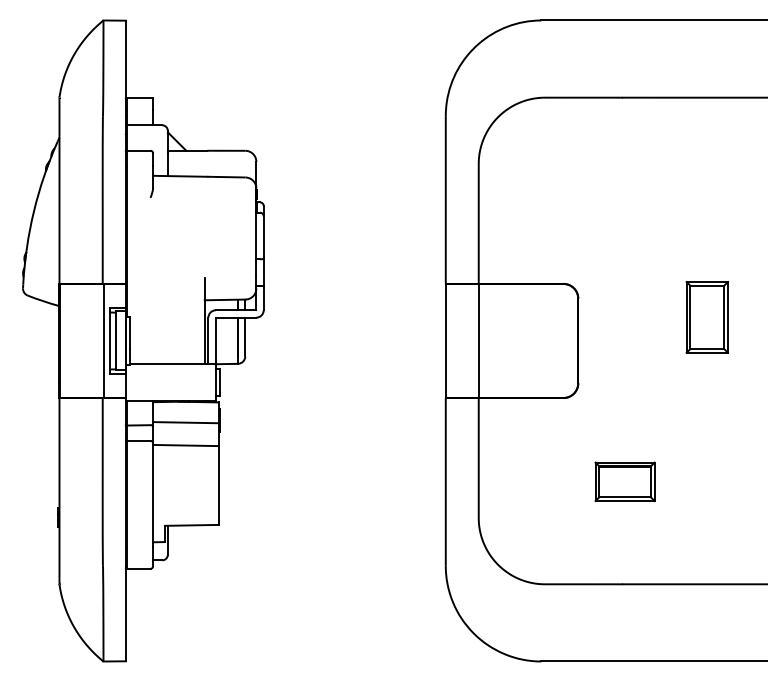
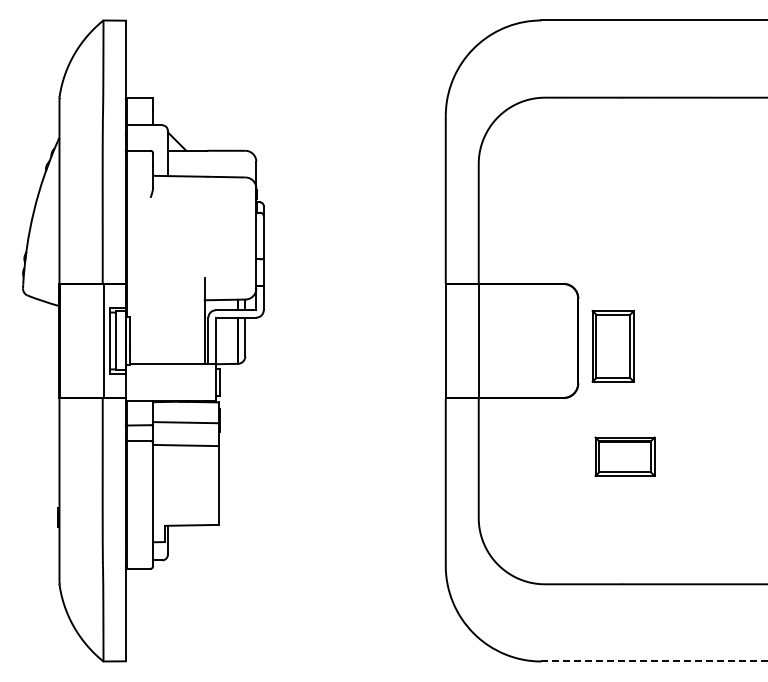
part position: (706, 316) -> (612, 345) (612, 345)
part position: (624, 481) -> (624, 456) (624, 456)
line: solid -> dashed (655, 661)
